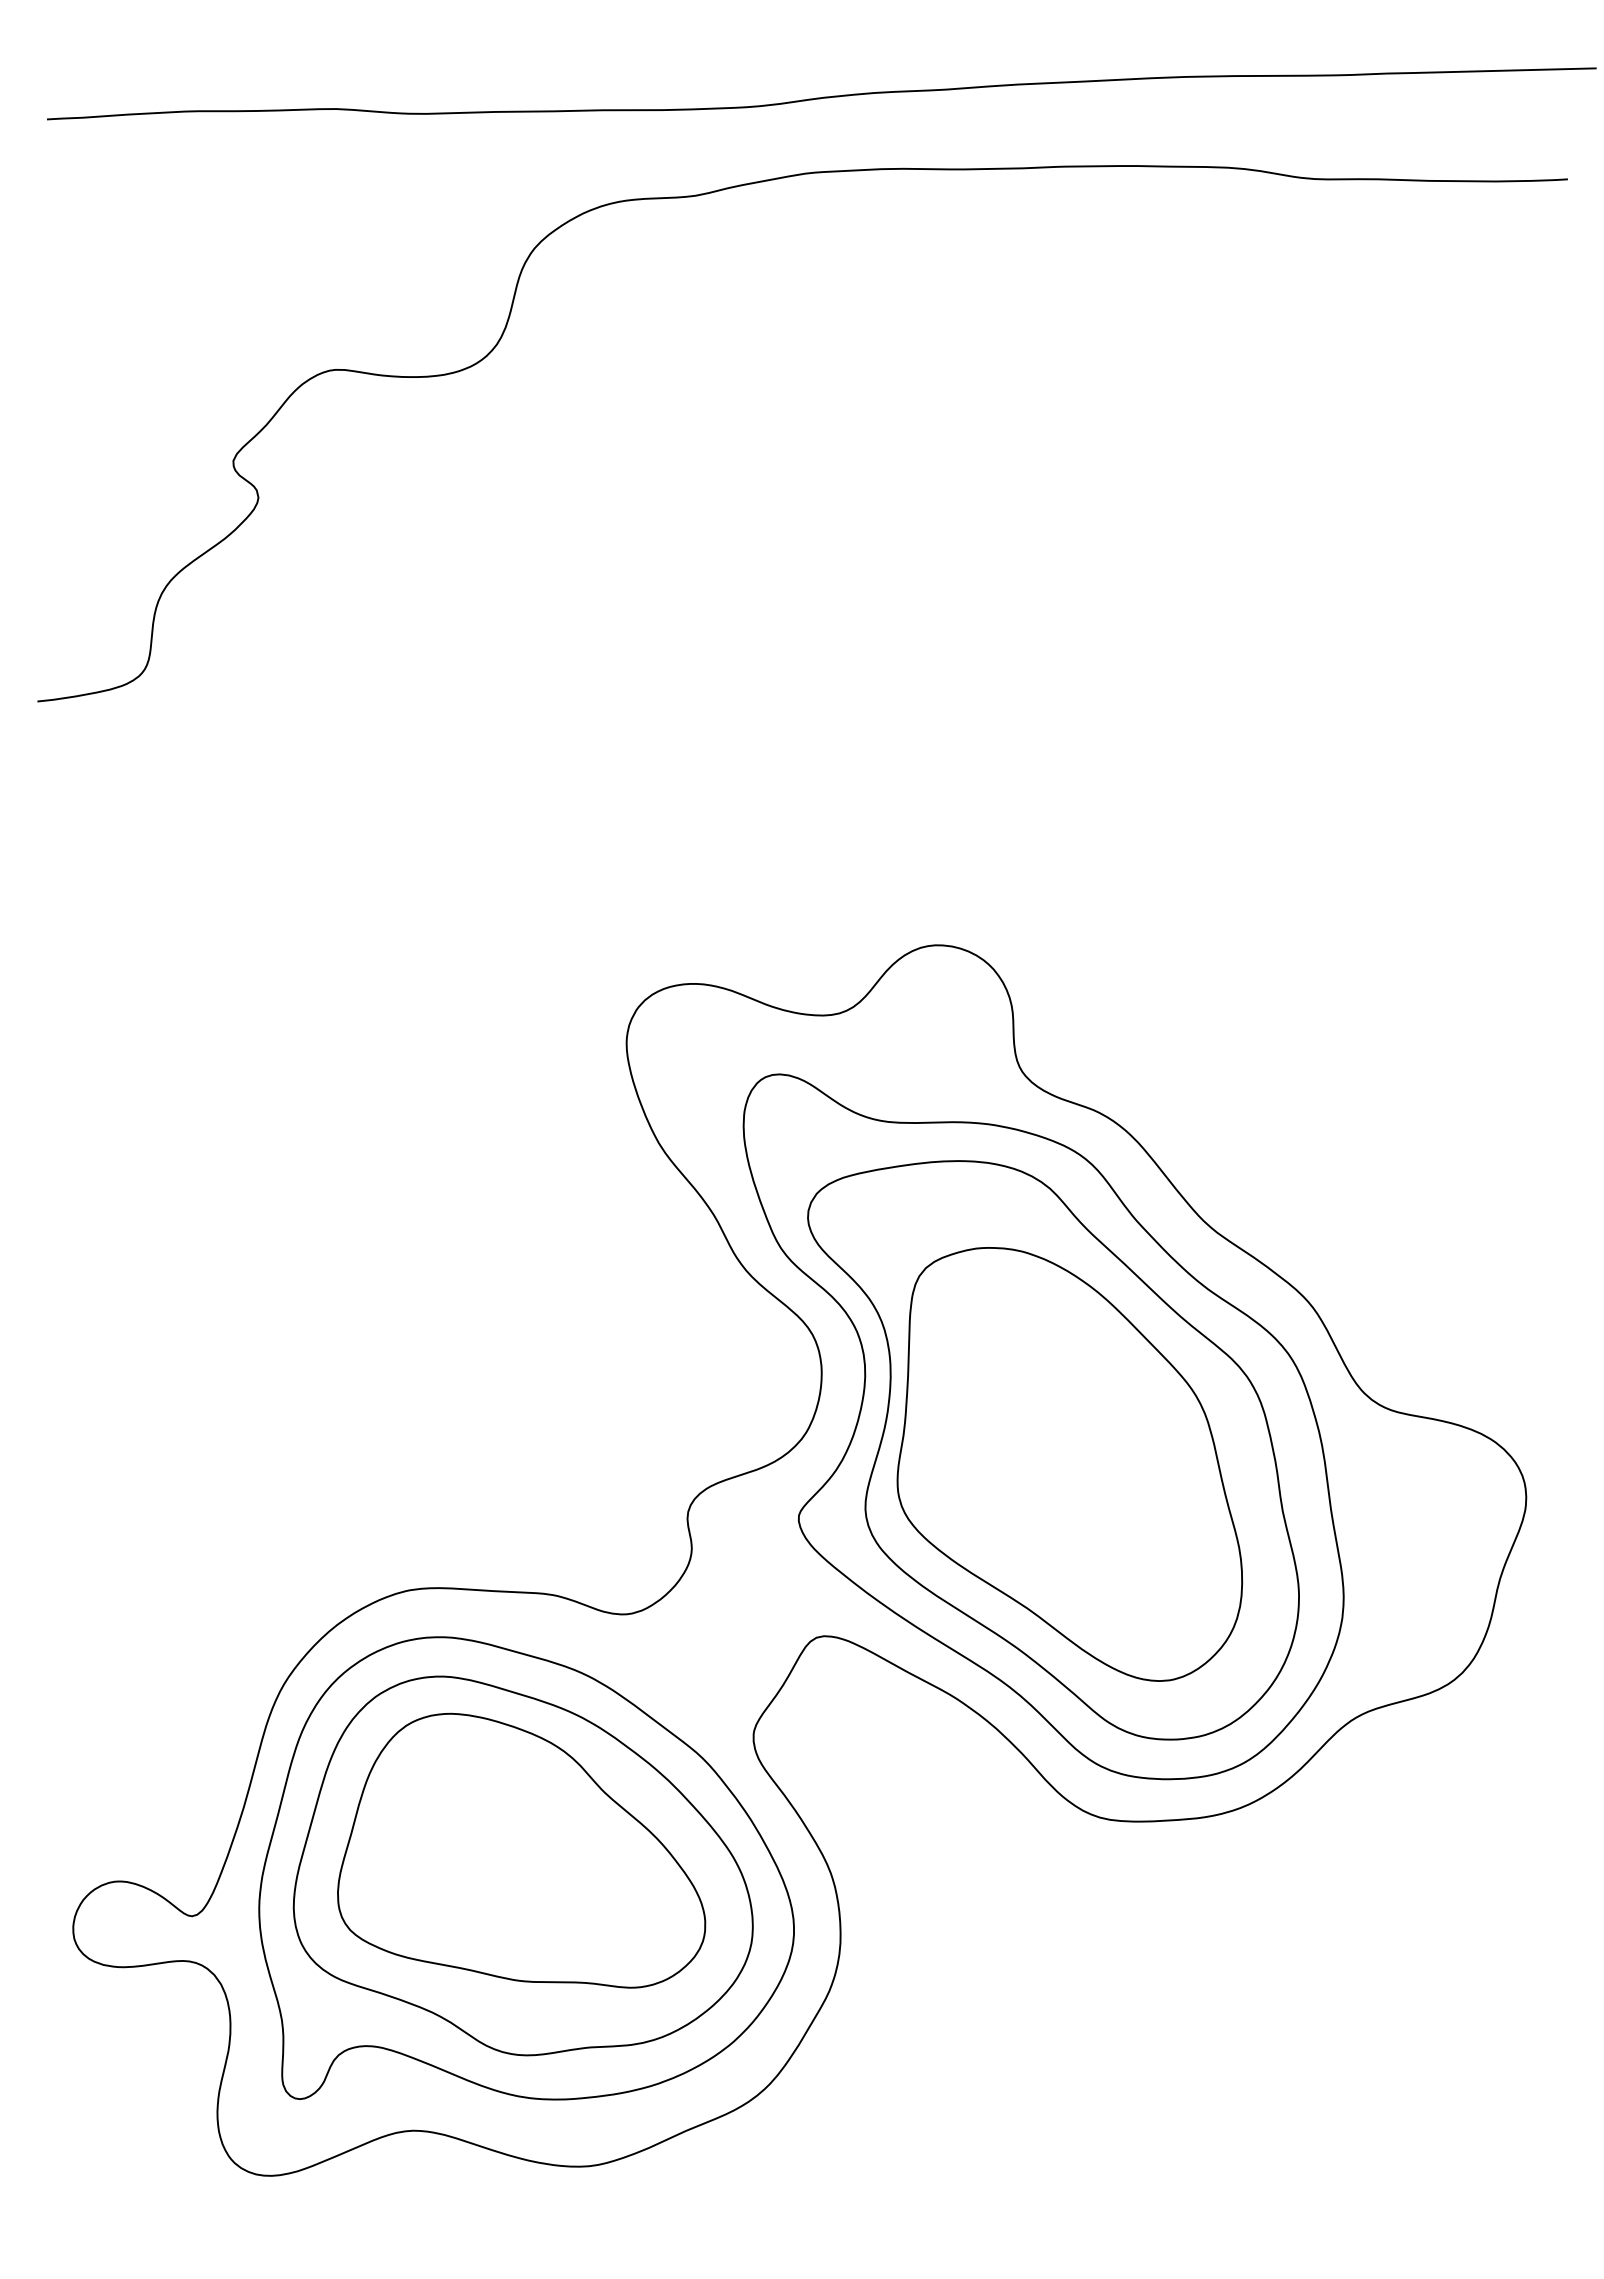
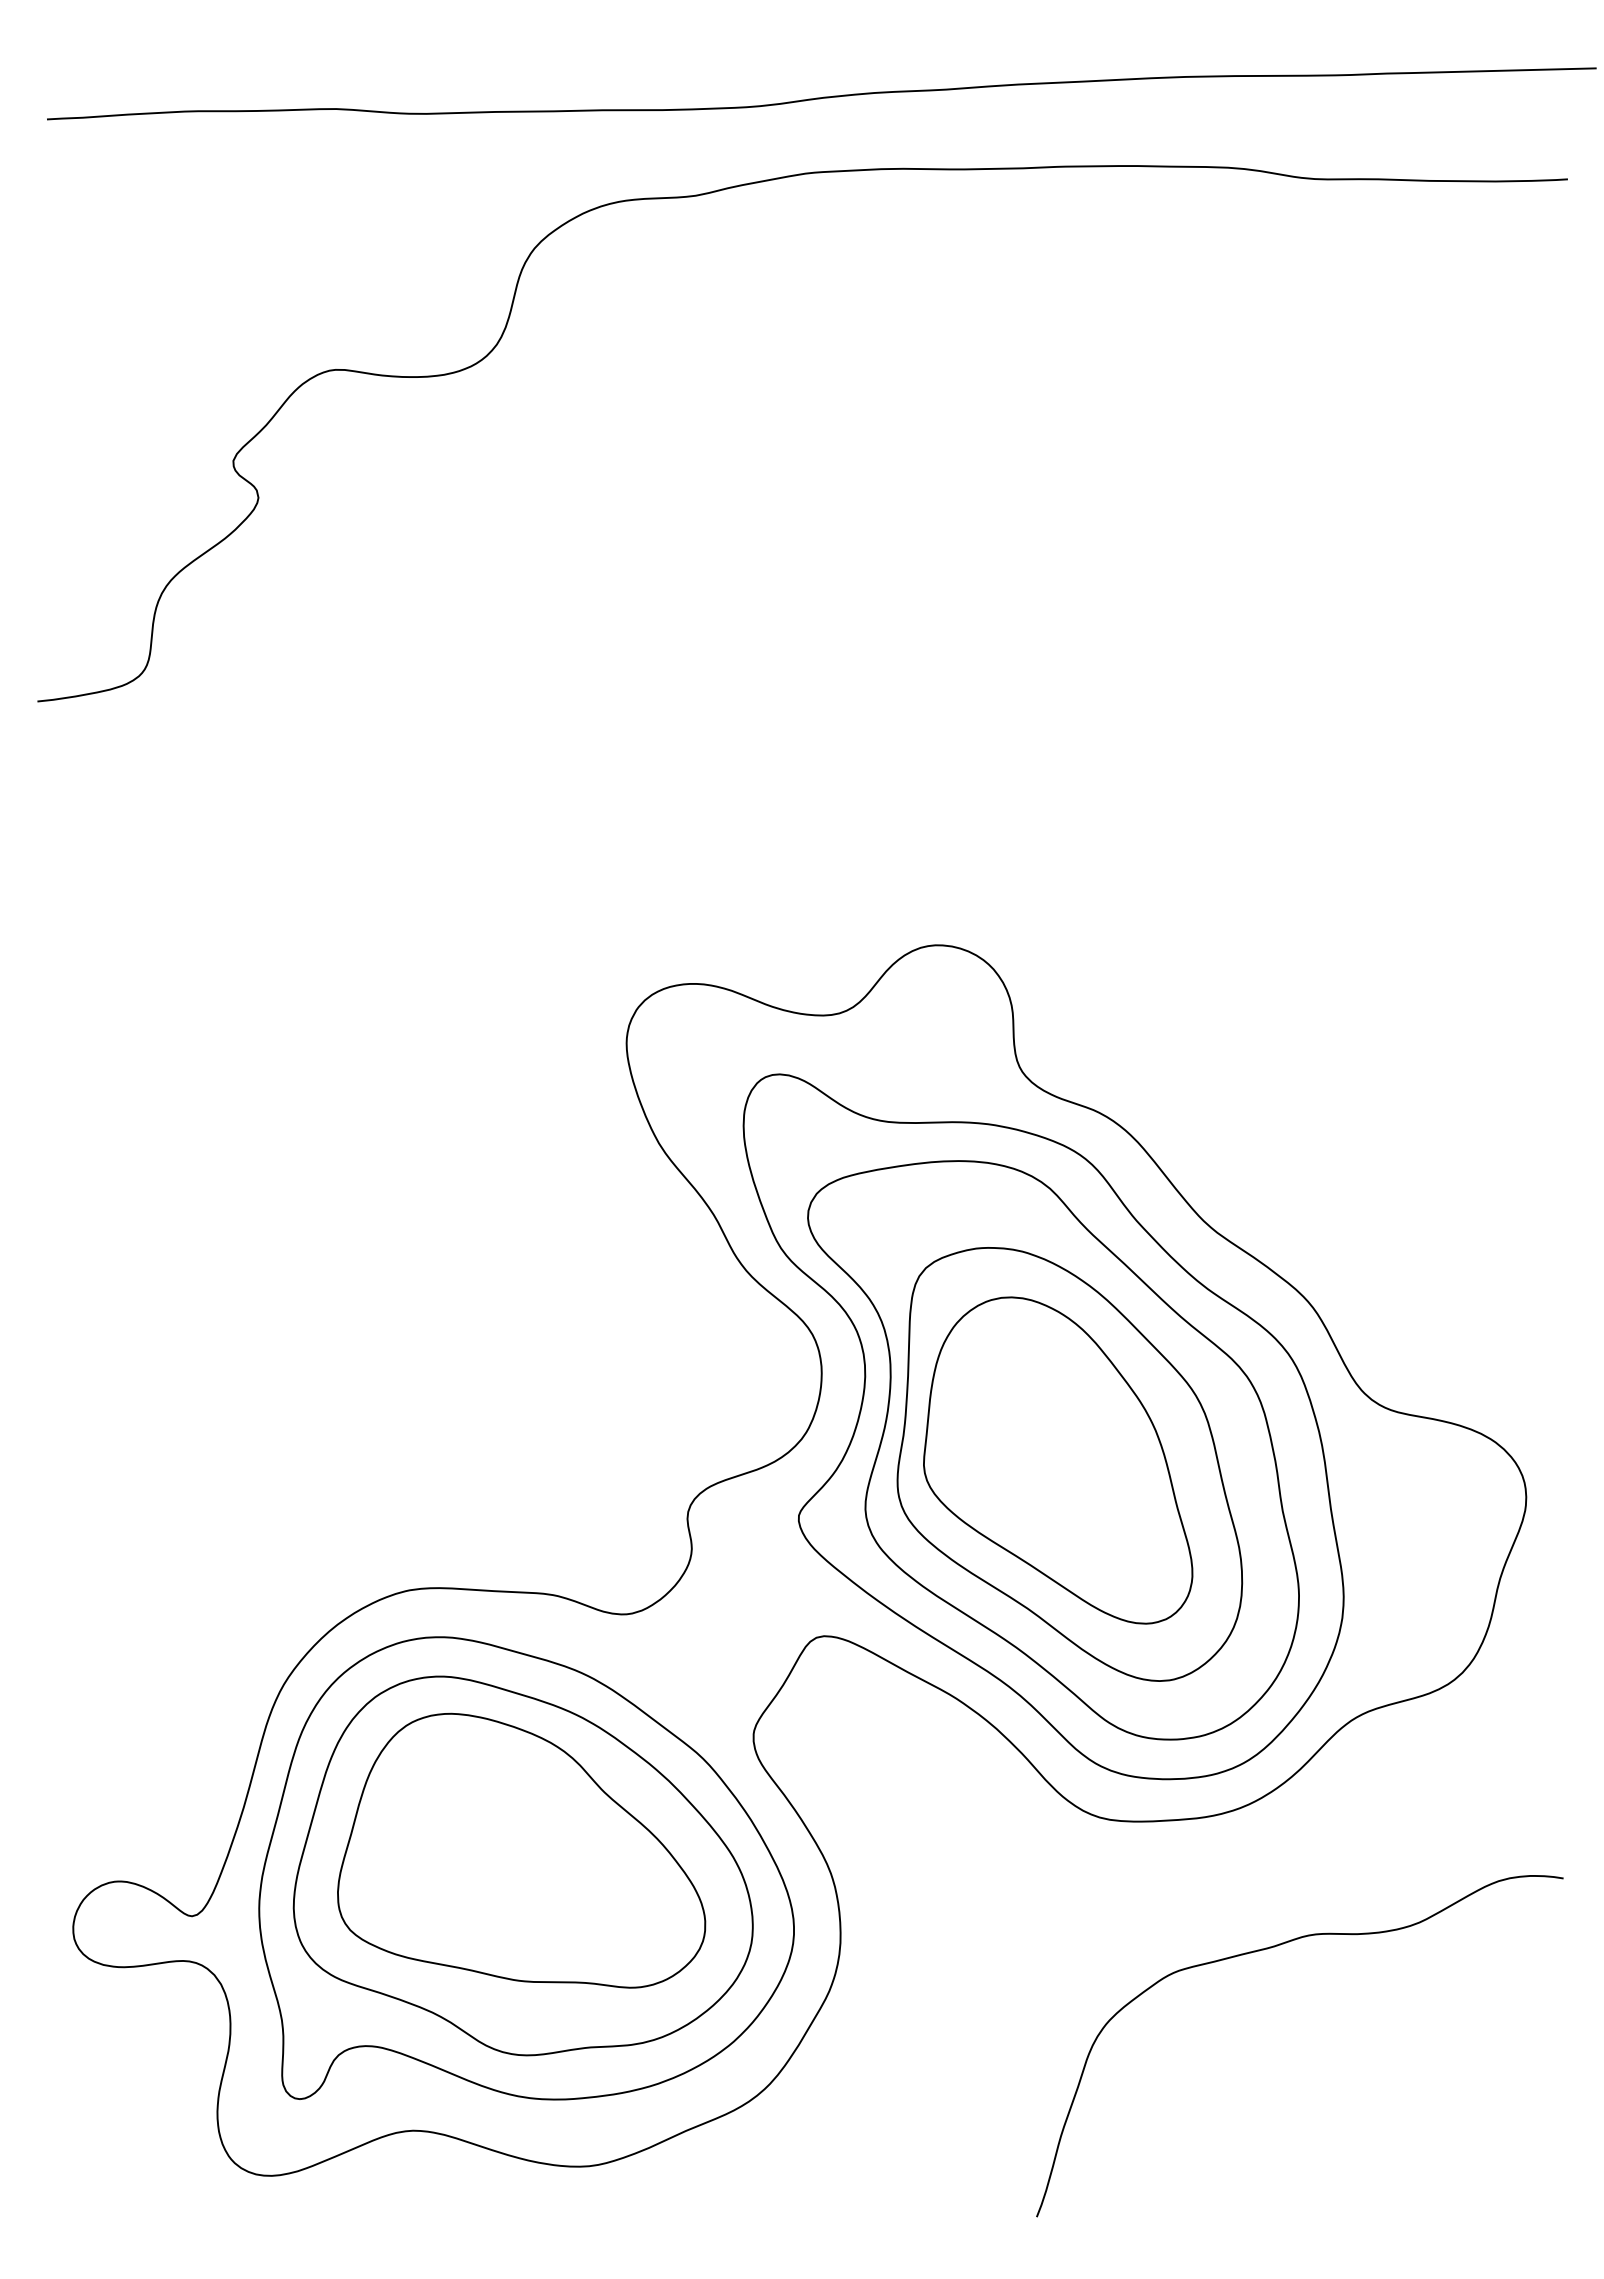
part: none -> present (1058, 1460)
curve: none -> present (1271, 1948)
